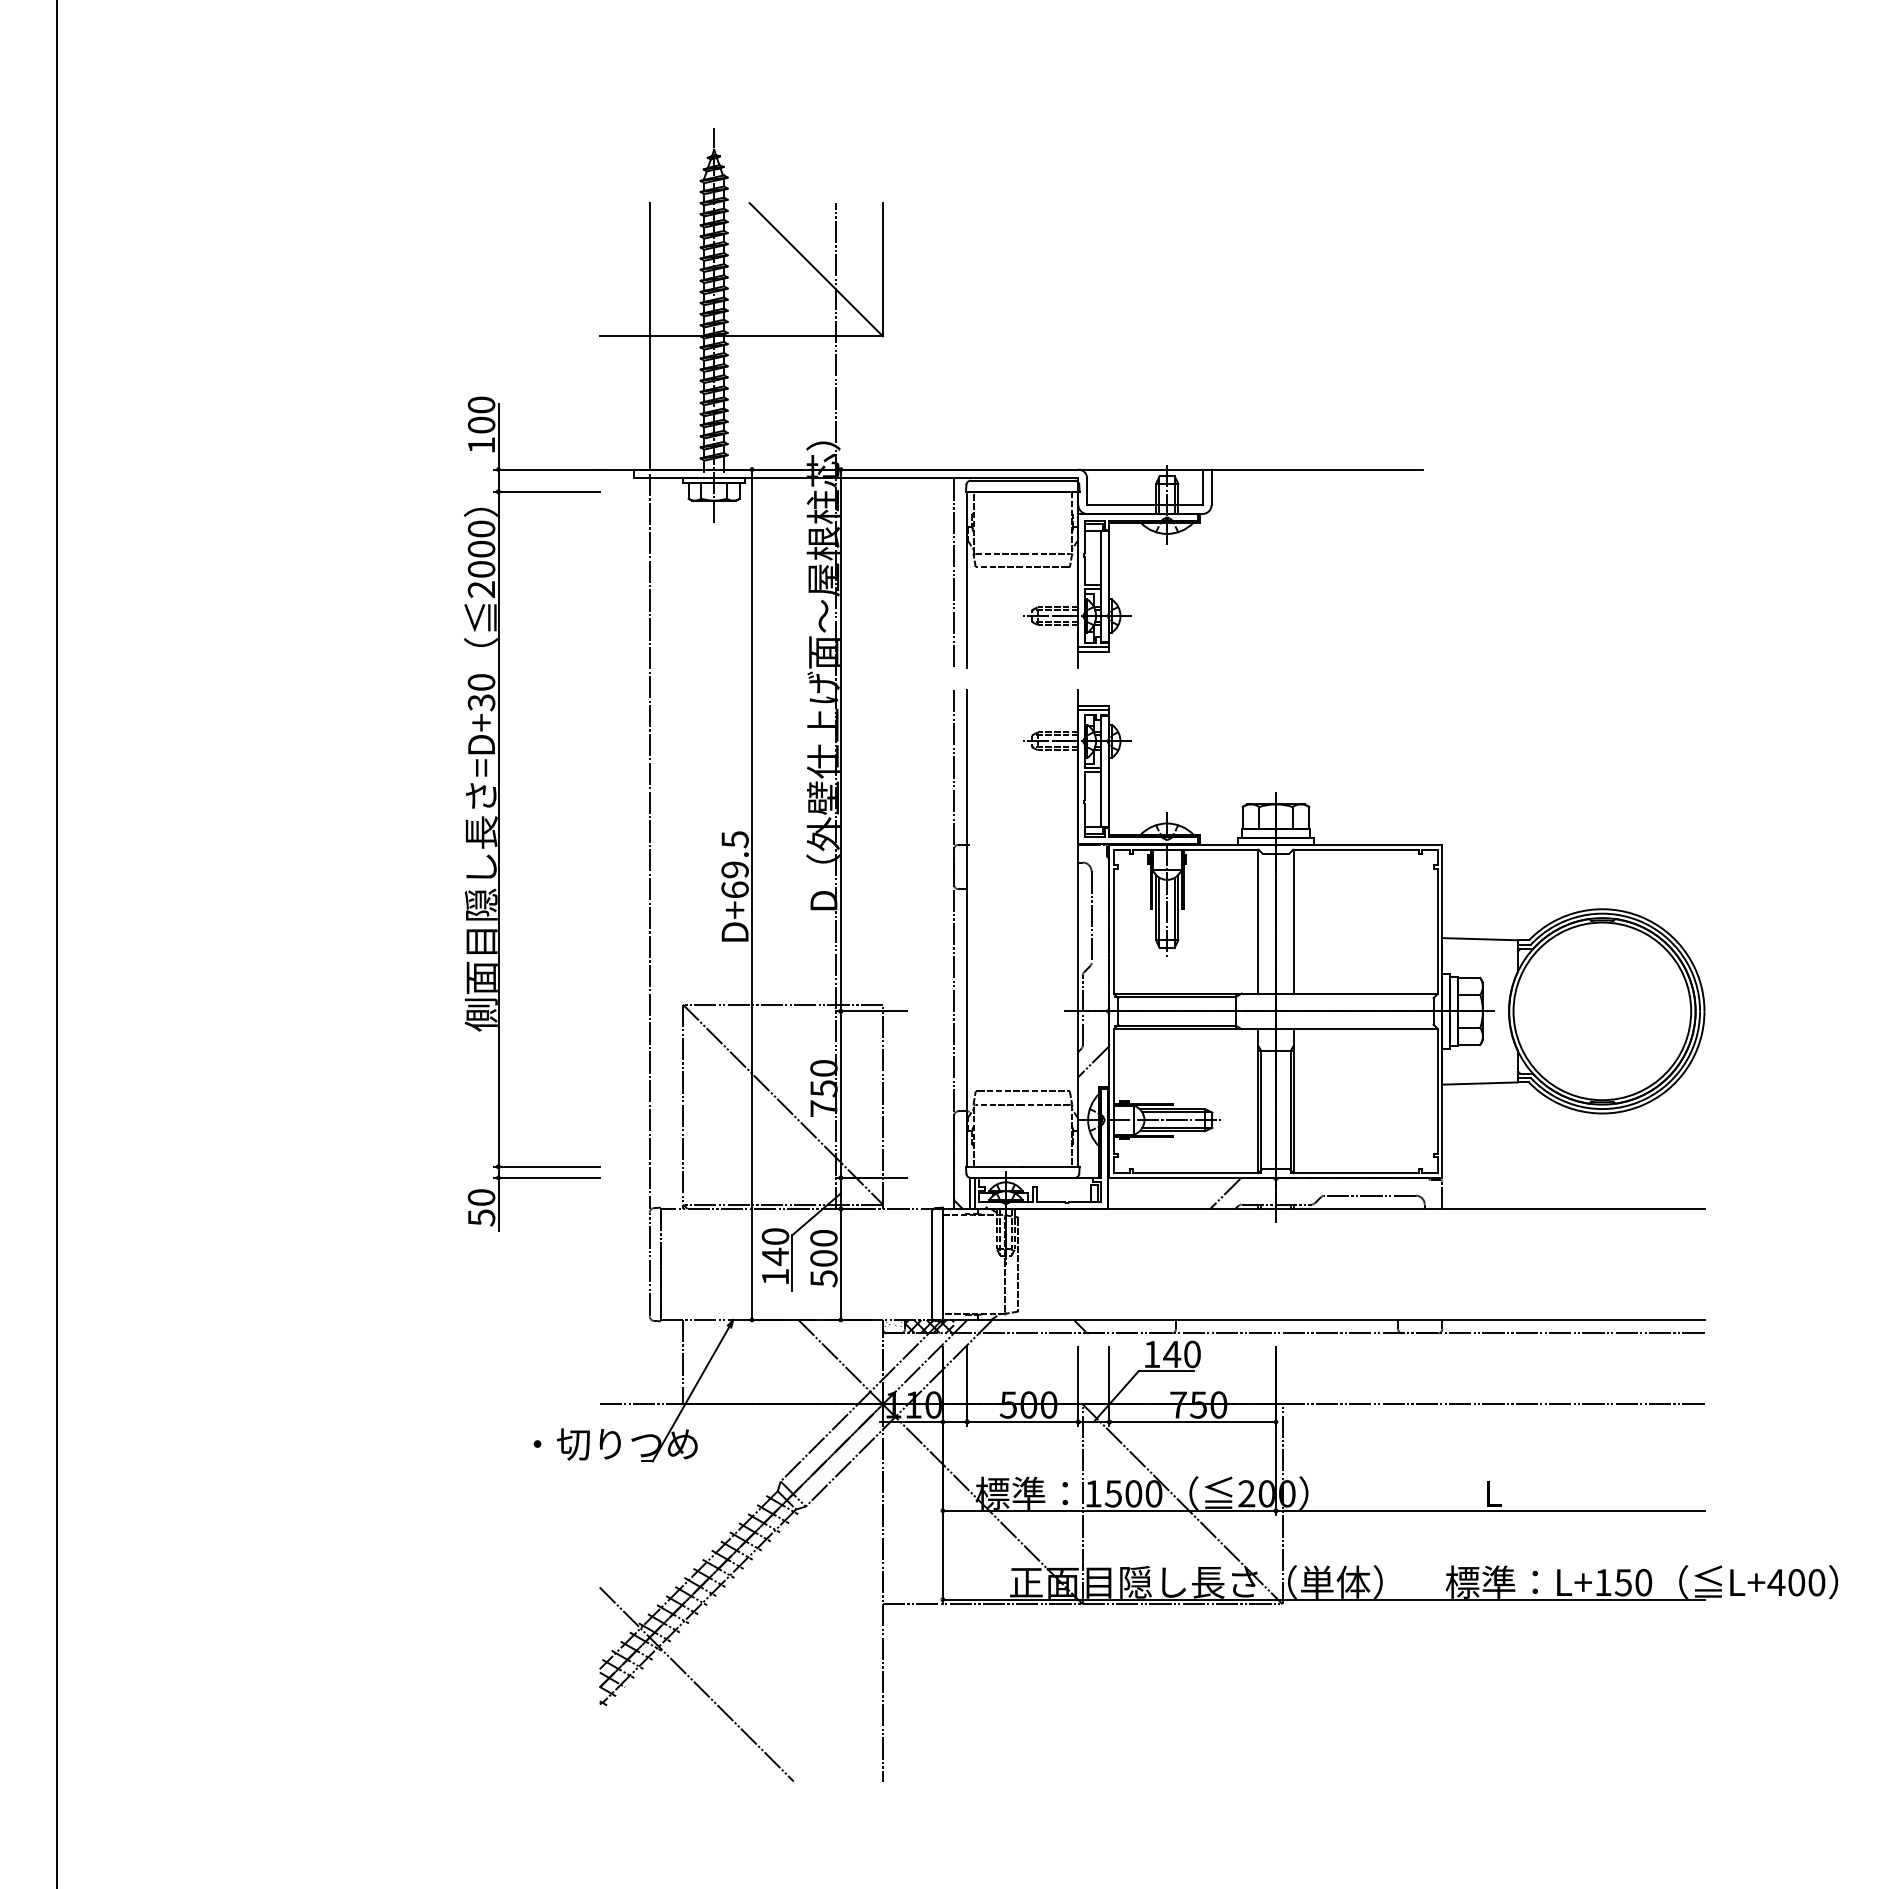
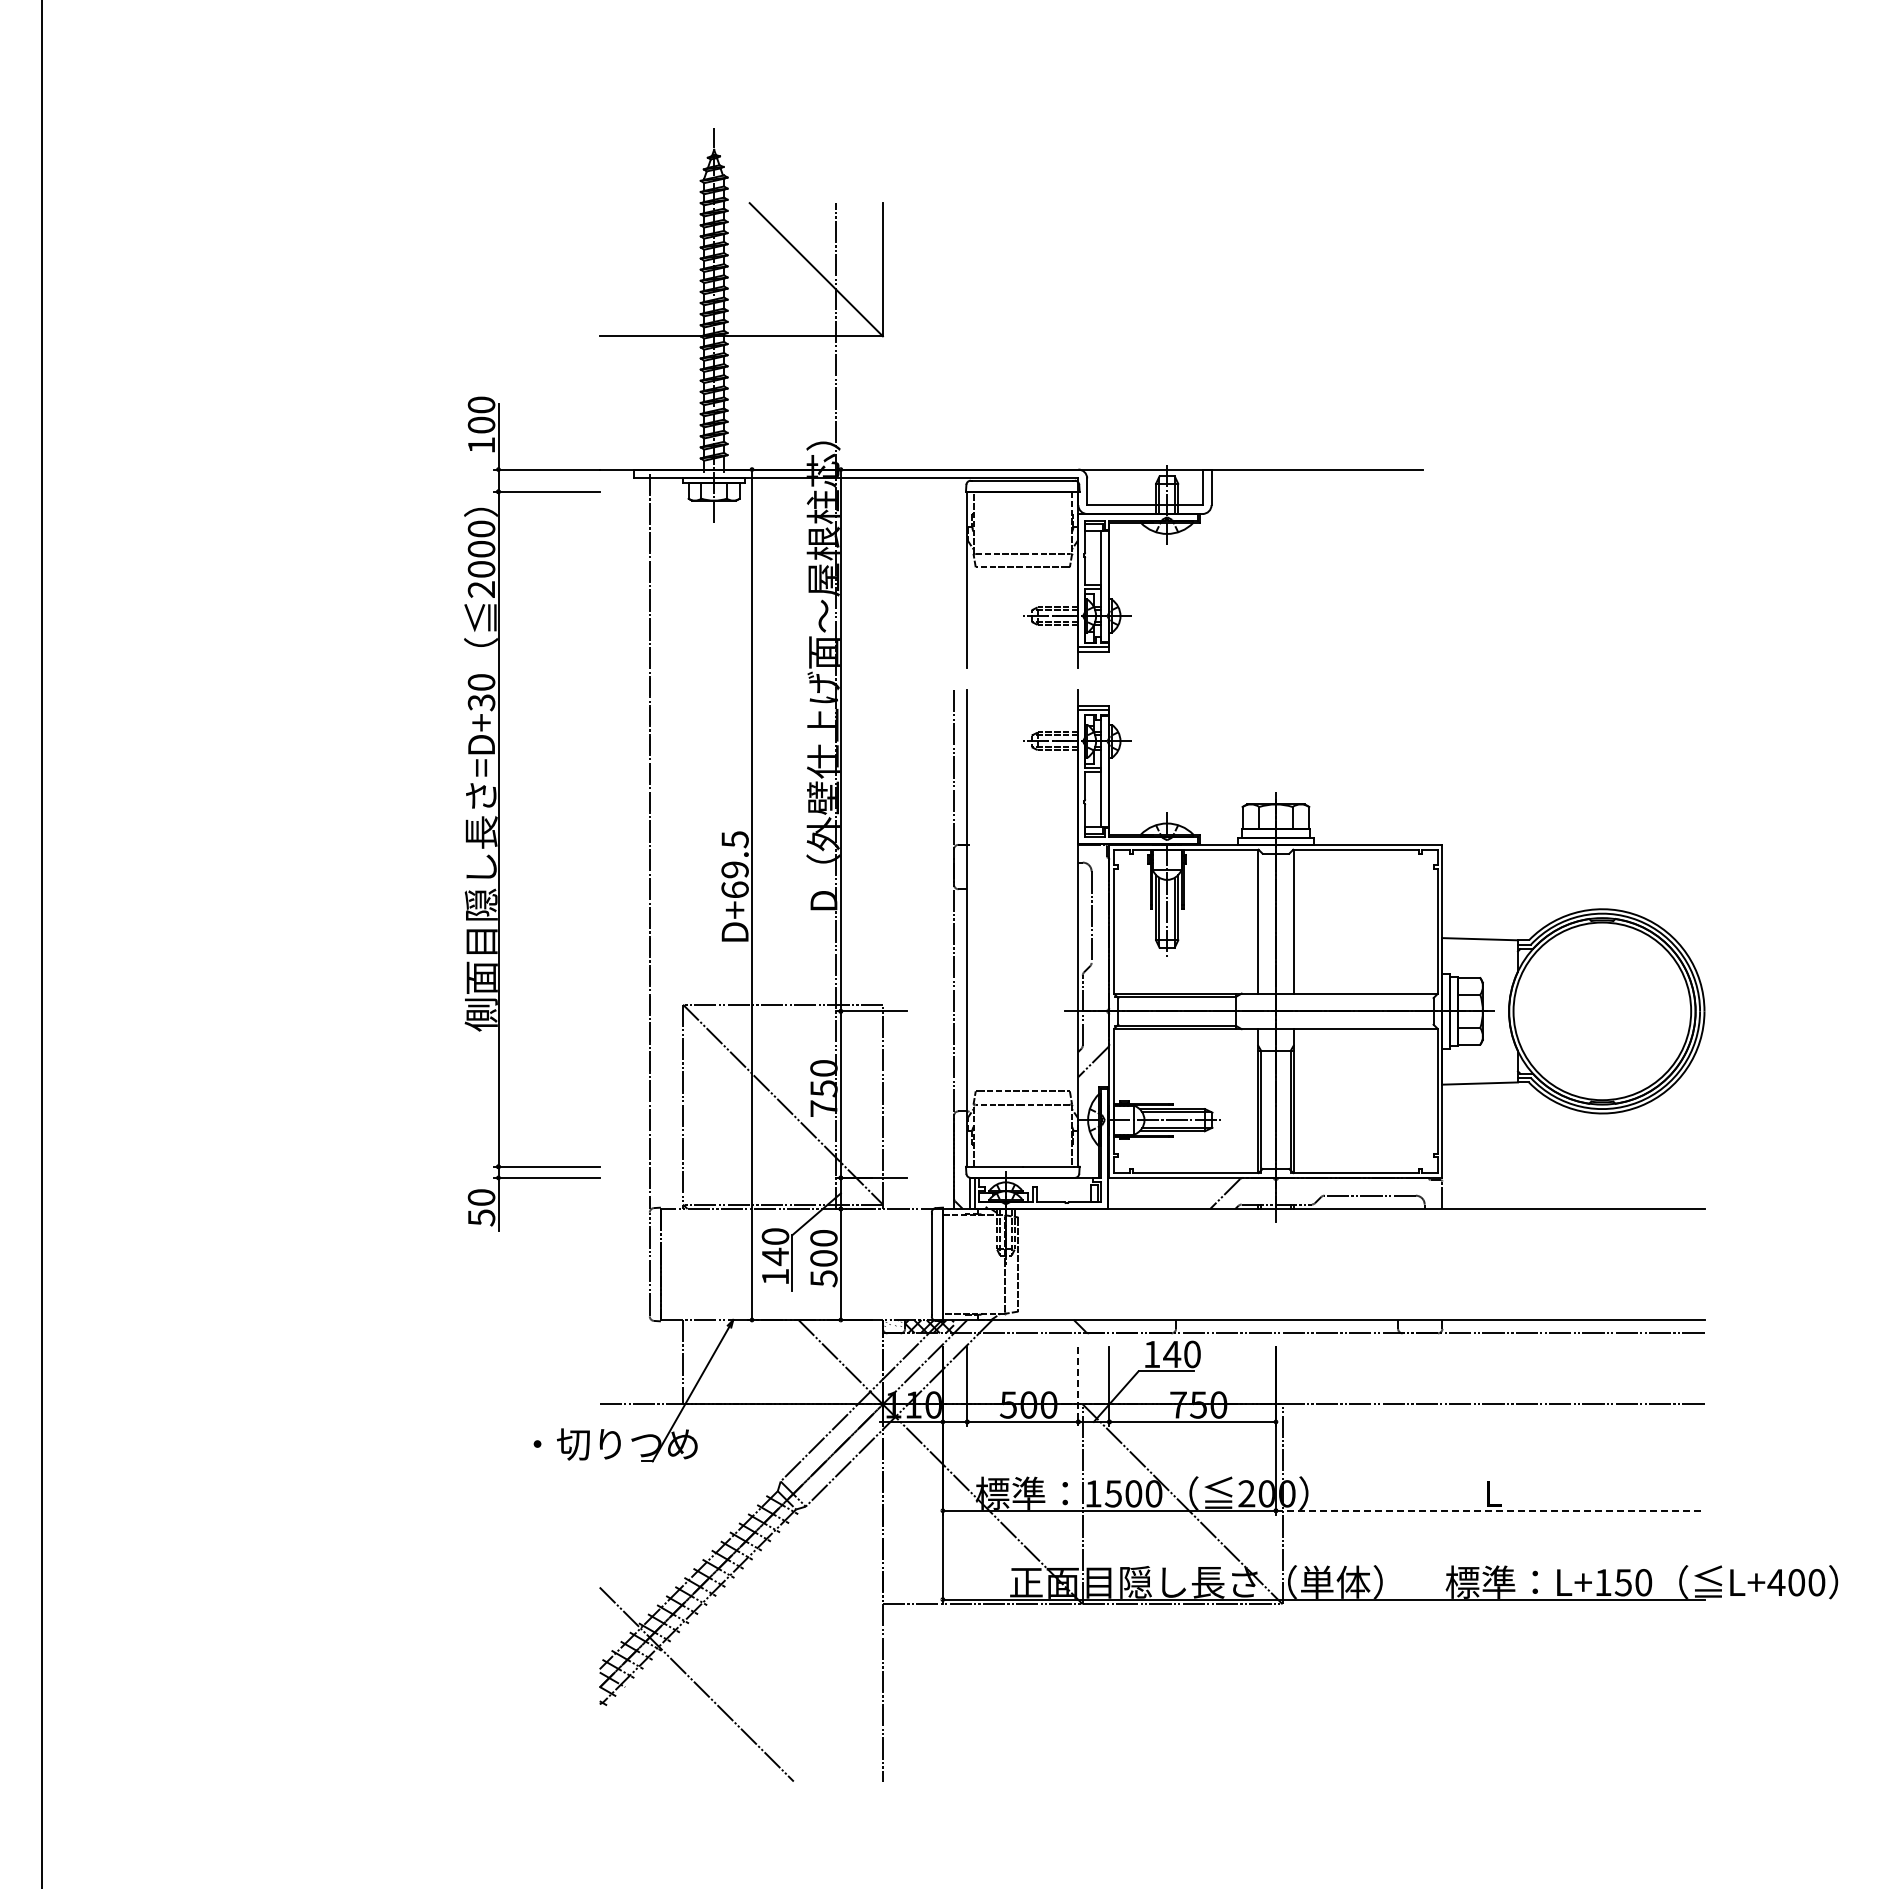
line: present -> none (649, 336)
line: present -> none (953, 572)
line position: (56, 943) -> (41, 943) (41, 943)
line: solid -> dashed (1078, 1386)
line: solid -> dashed (1490, 1510)
